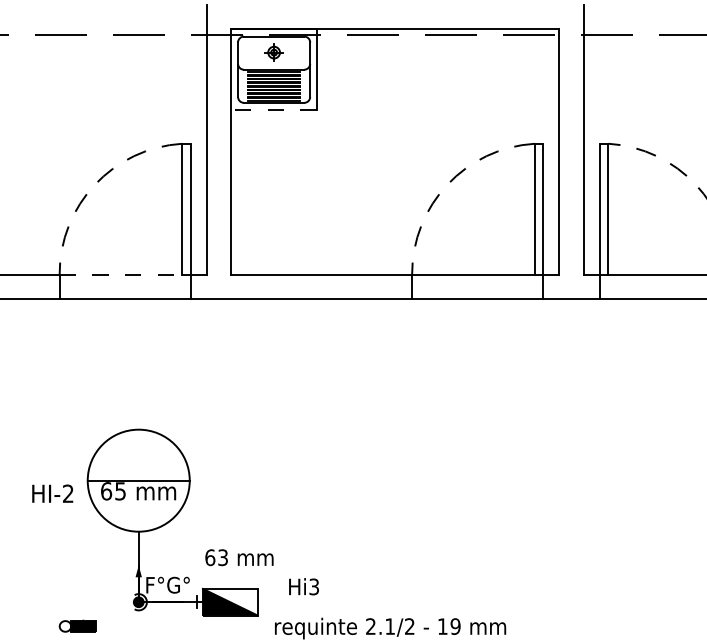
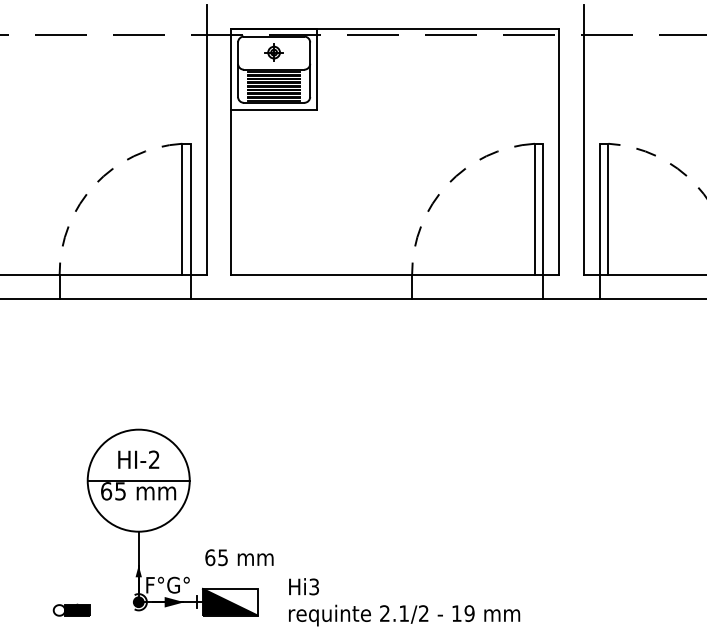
line: dashed -> solid (274, 110)
line: dashed -> solid (121, 274)
text position: (52, 493) -> (138, 459) (138, 459)
text: 63 -> 65 (222, 557)
fill: none -> present (174, 601)
part position: (77, 625) -> (71, 609) (71, 609)
text position: (390, 628) -> (404, 615) (404, 615)
